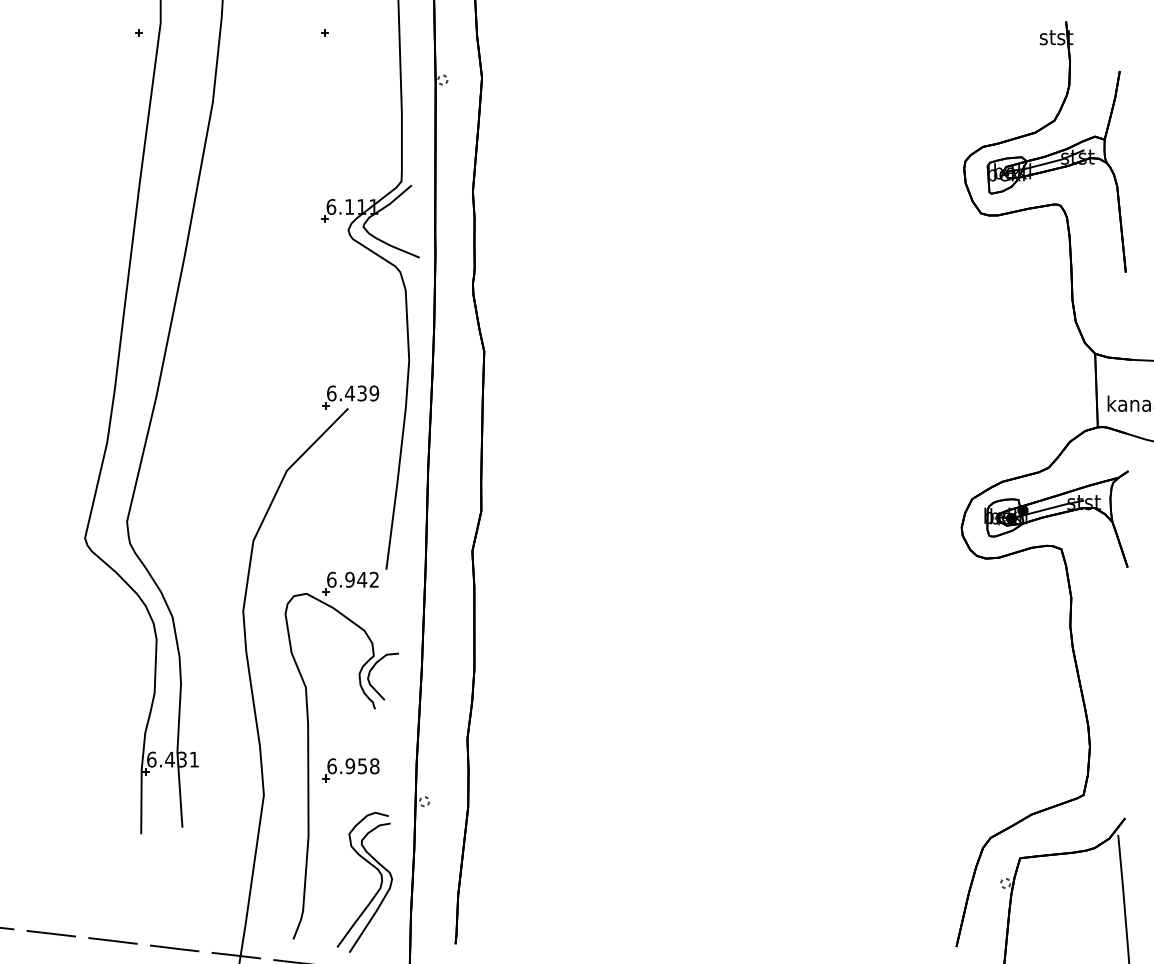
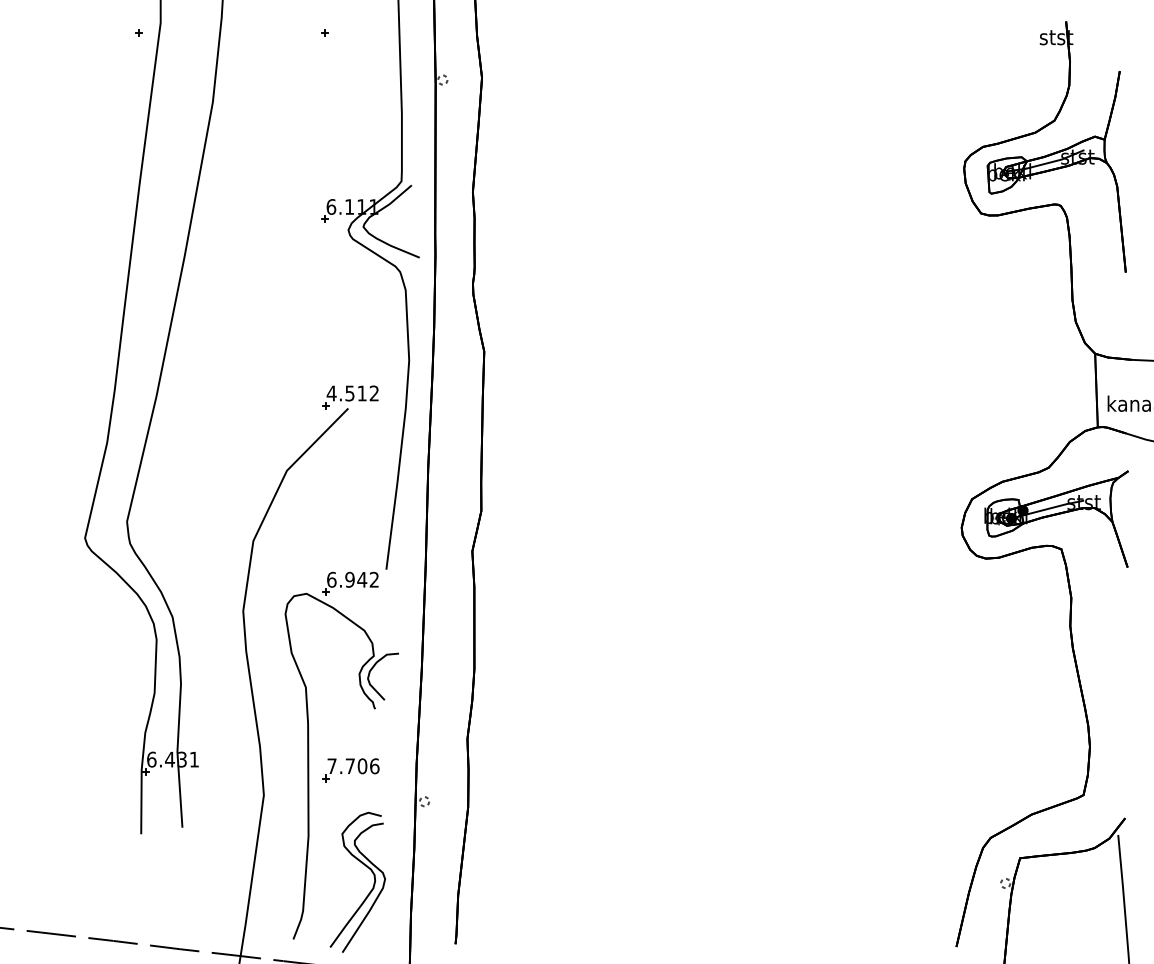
text: 6.439 -> 4.512 (352, 393)
text: 6.958 -> 7.706 (353, 766)
part position: (379, 886) -> (372, 886) (372, 886)
